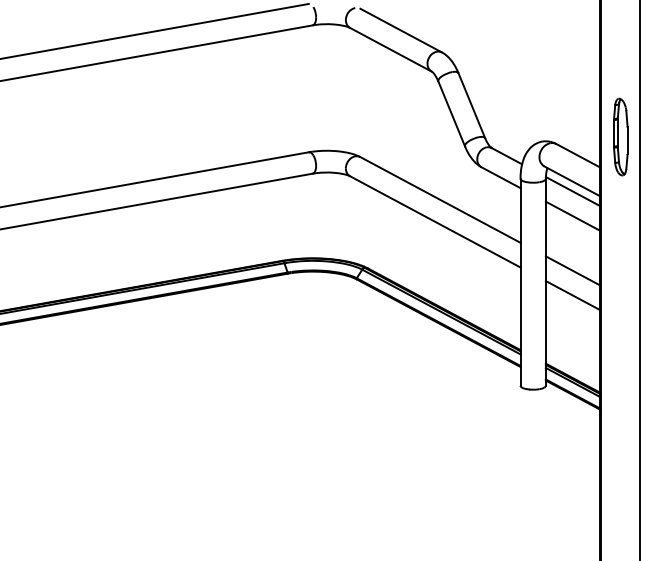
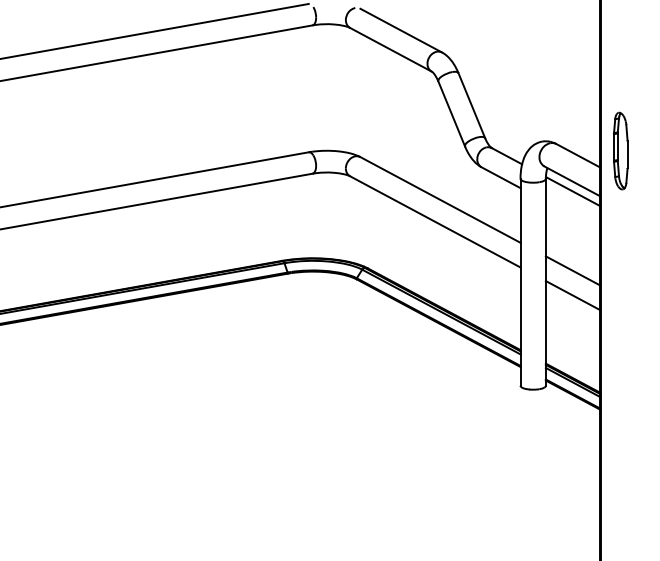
part position: (620, 136) -> (620, 150) (620, 150)
line: present -> none (572, 215)
line: present -> none (640, 279)
